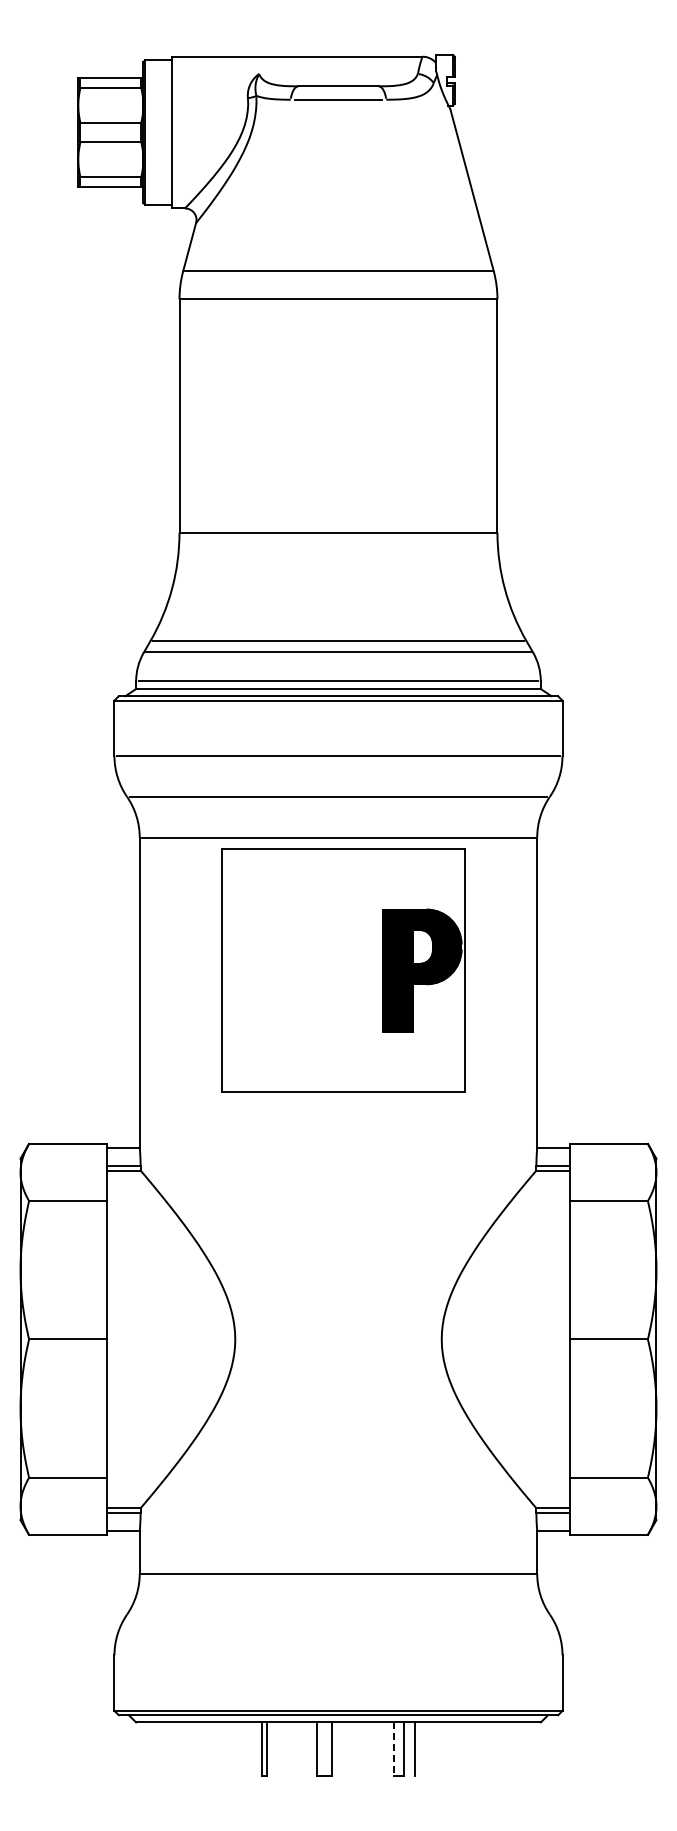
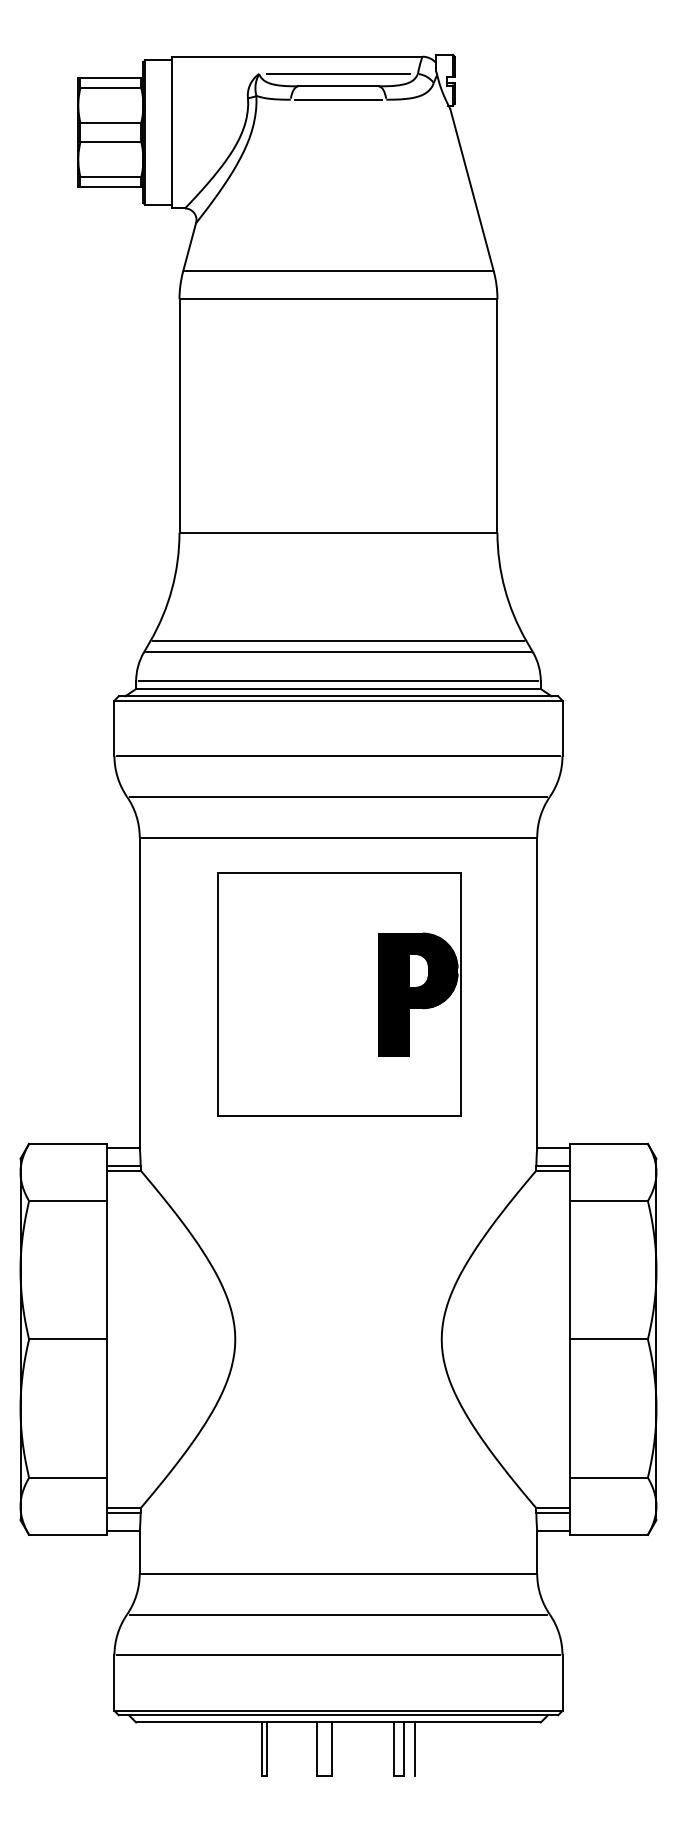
line: none -> present (338, 74)
part position: (343, 970) -> (339, 994) (339, 994)
line: none -> present (338, 1614)
line: none -> present (338, 1655)
line: dashed -> solid (394, 1749)
